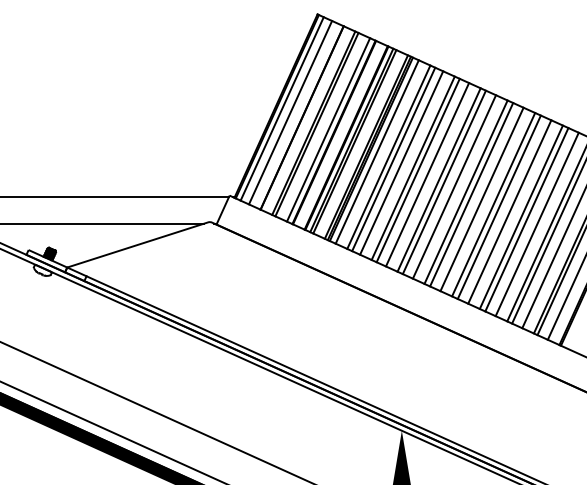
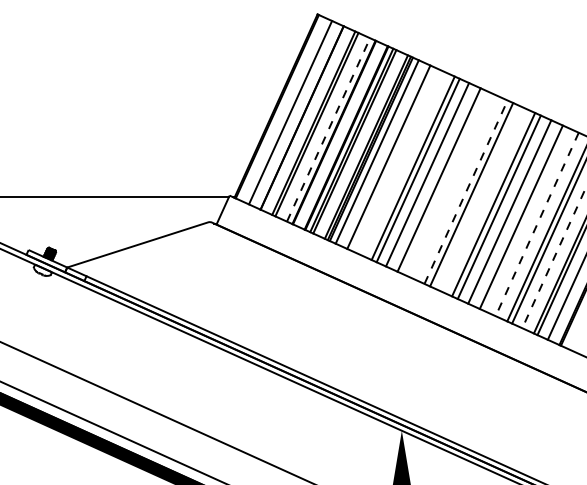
line: present -> none (281, 108)
line: solid -> dashed (328, 129)
line: present -> none (393, 159)
line: present -> none (401, 162)
line: present -> none (443, 182)
line: present -> none (454, 186)
line: solid -> dashed (466, 192)
line: present -> none (481, 199)
line: present -> none (526, 219)
line: present -> none (103, 223)
line: solid -> dashed (537, 224)
line: solid -> dashed (554, 257)
